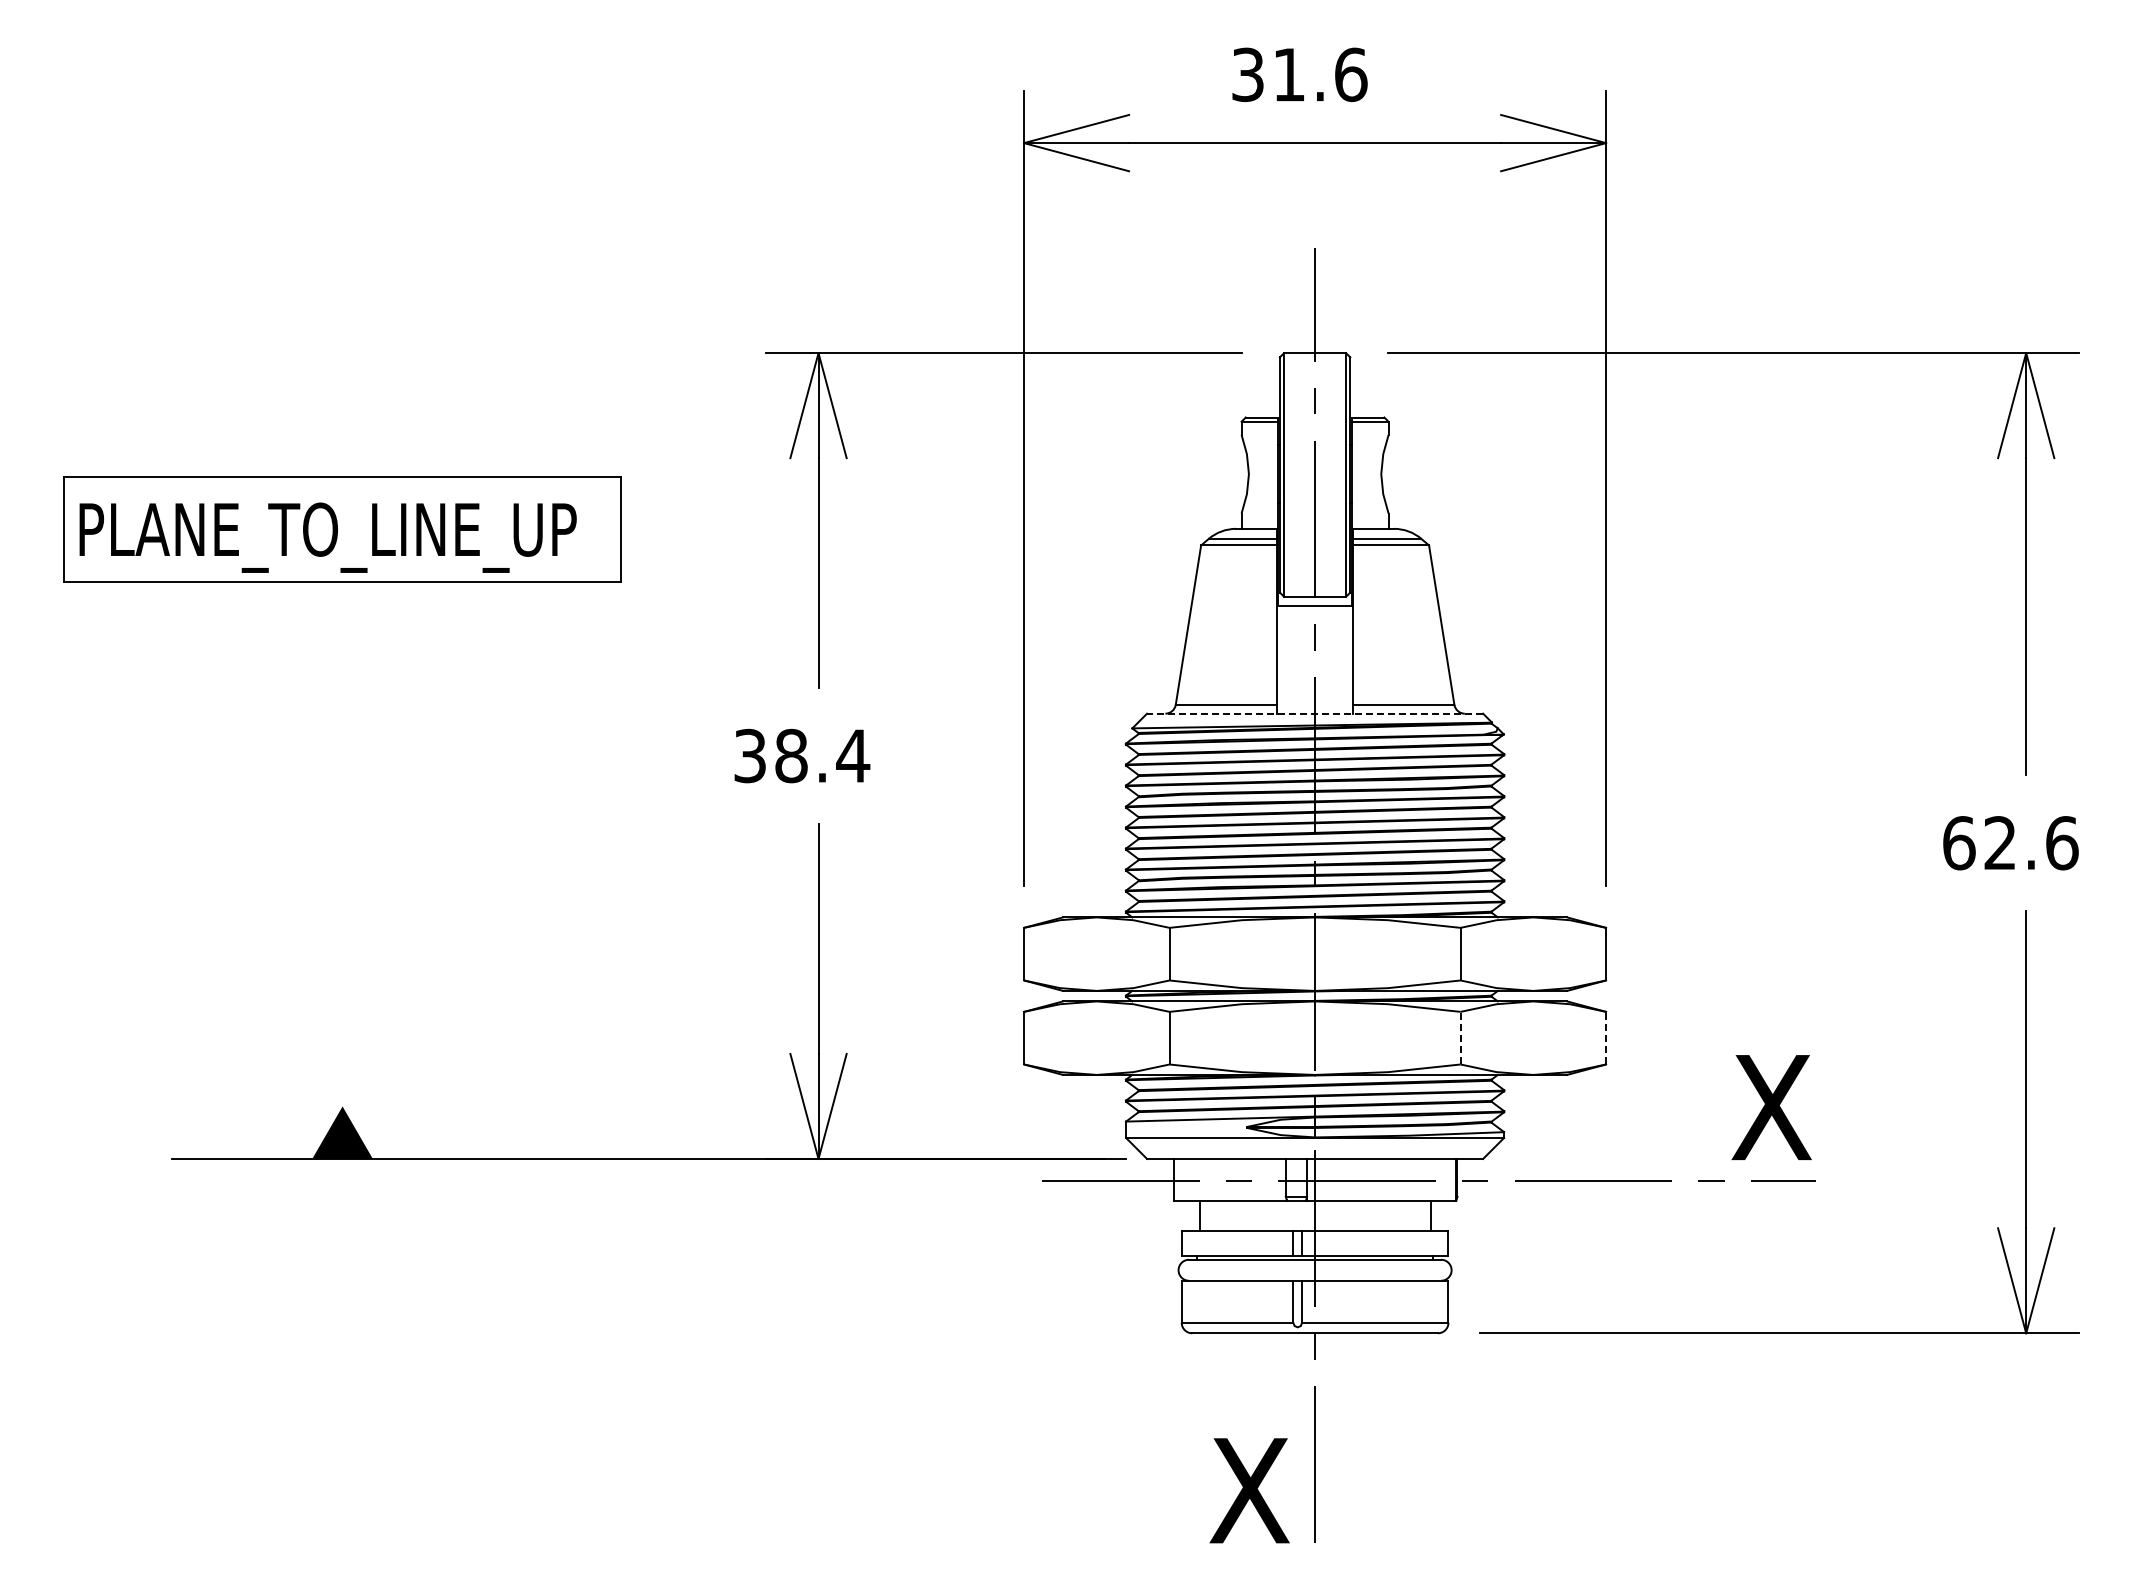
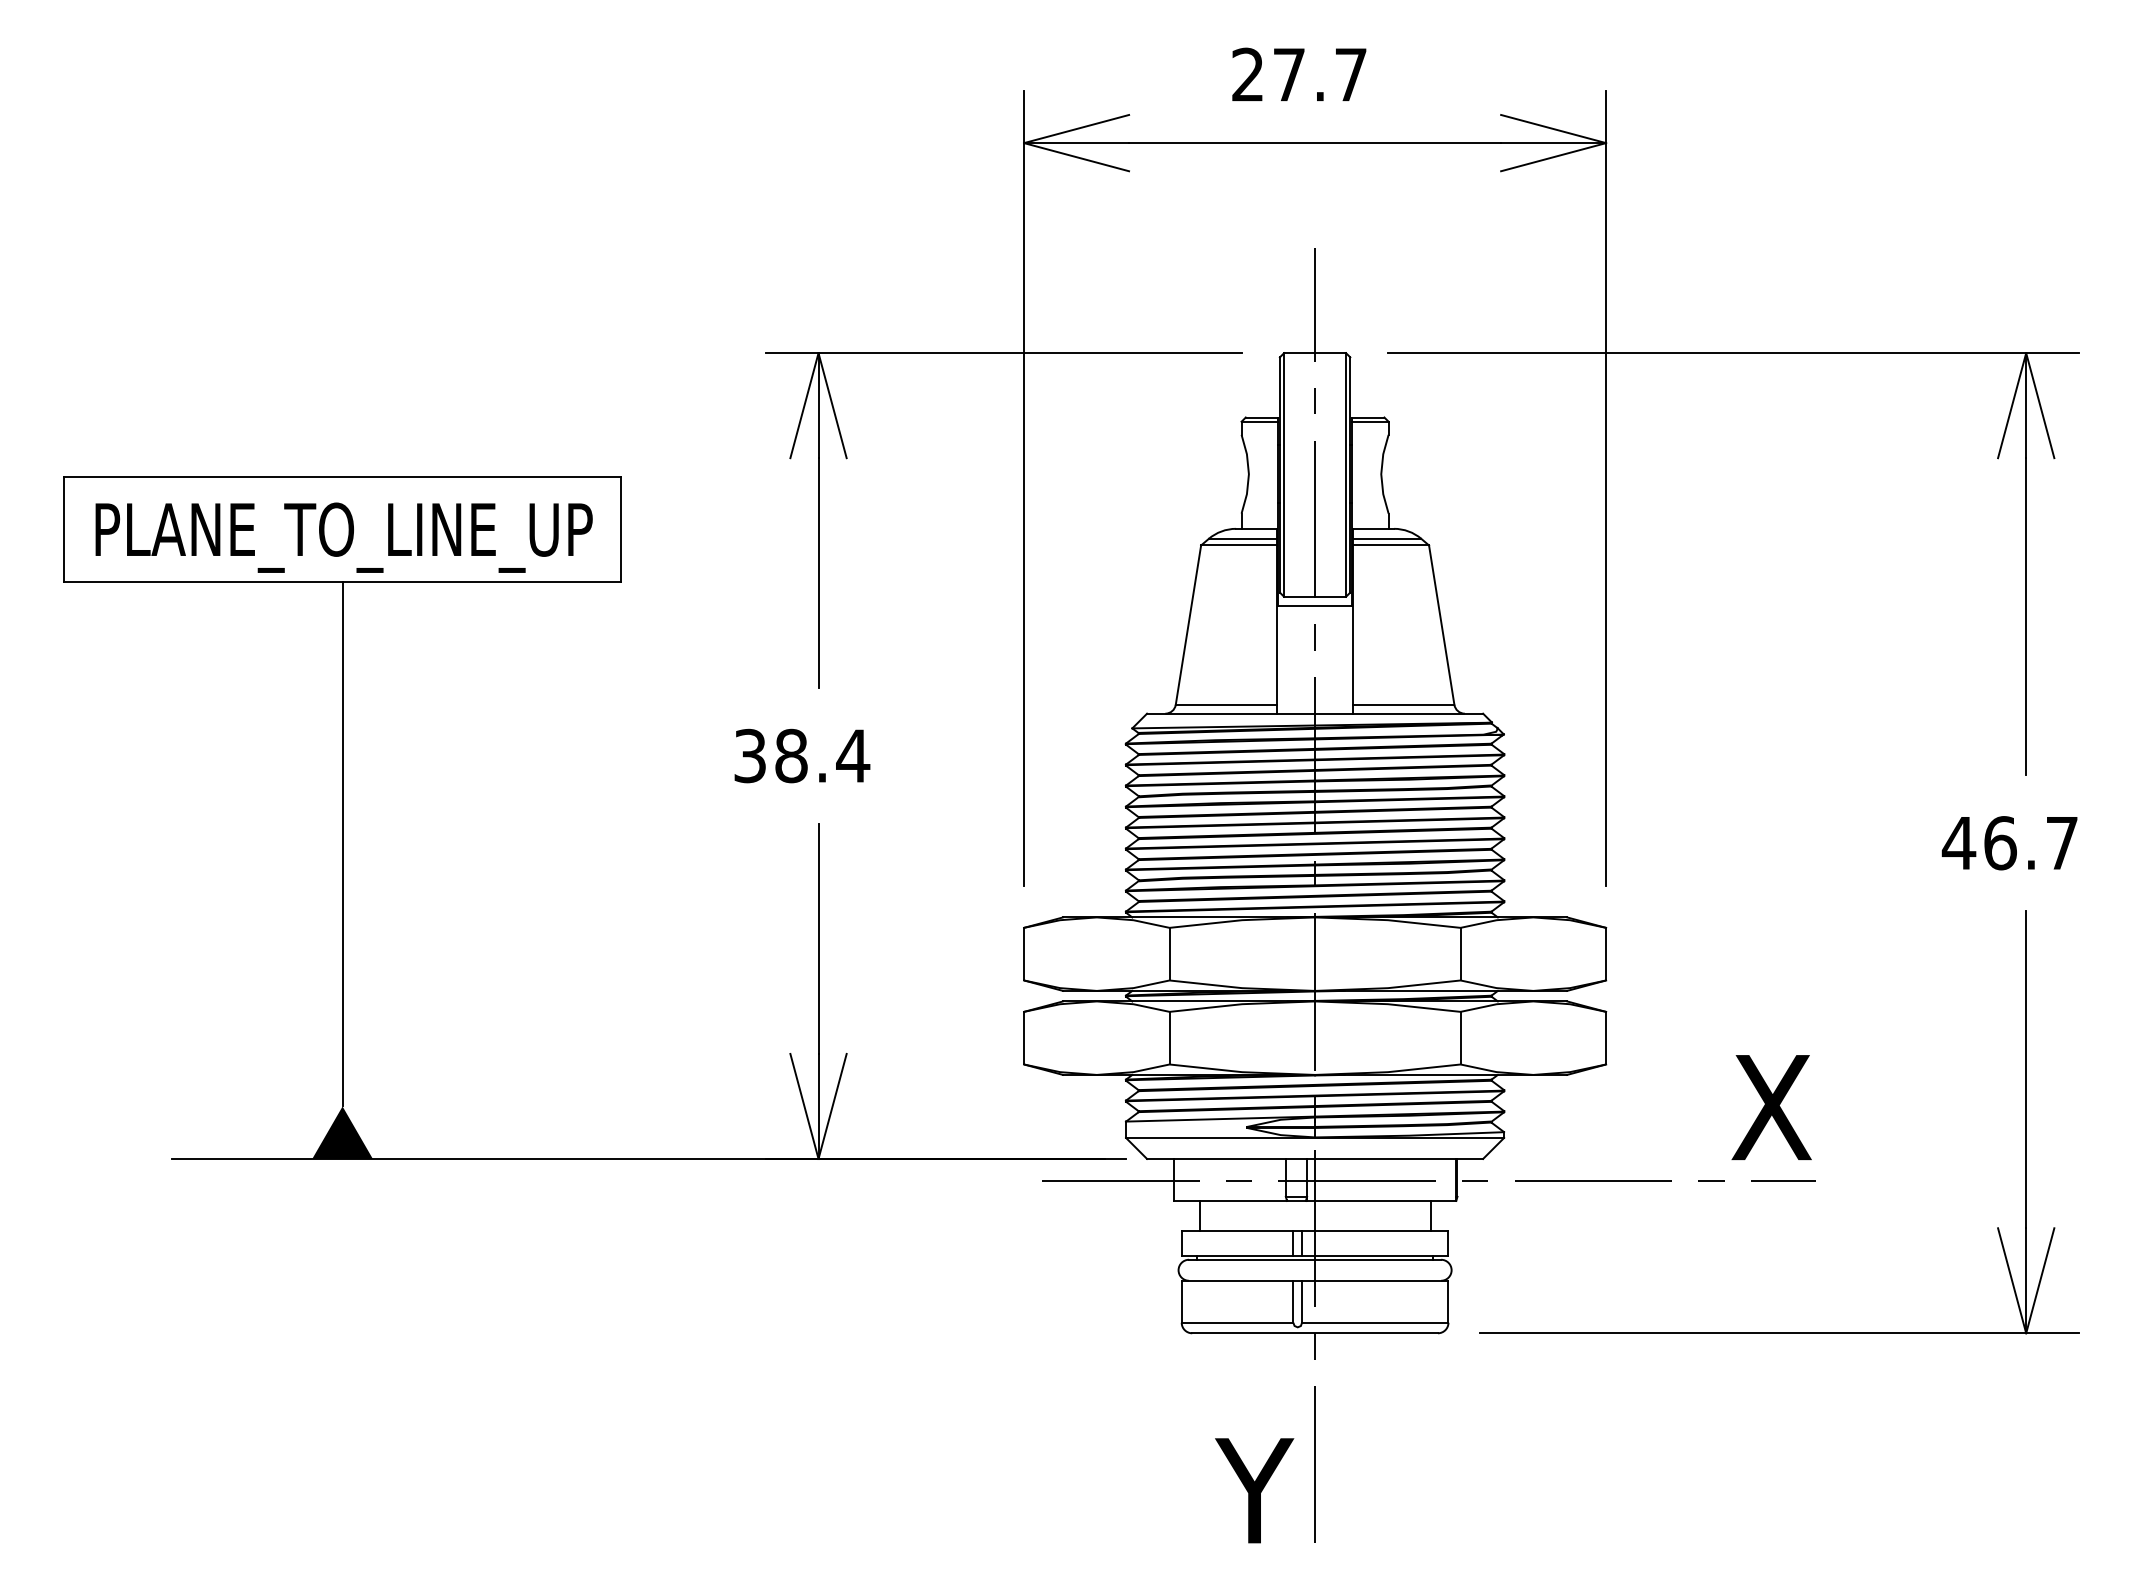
text: 31.6 -> 27.7 (1299, 74)
text position: (327, 537) -> (343, 537) (343, 537)
line: dashed -> solid (1314, 713)
text: 62.6 -> 46.7 (2009, 843)
line: none -> present (342, 844)
line: dashed -> solid (1460, 1037)
line: dashed -> solid (1606, 1037)
text: X -> Y (1251, 1490)
